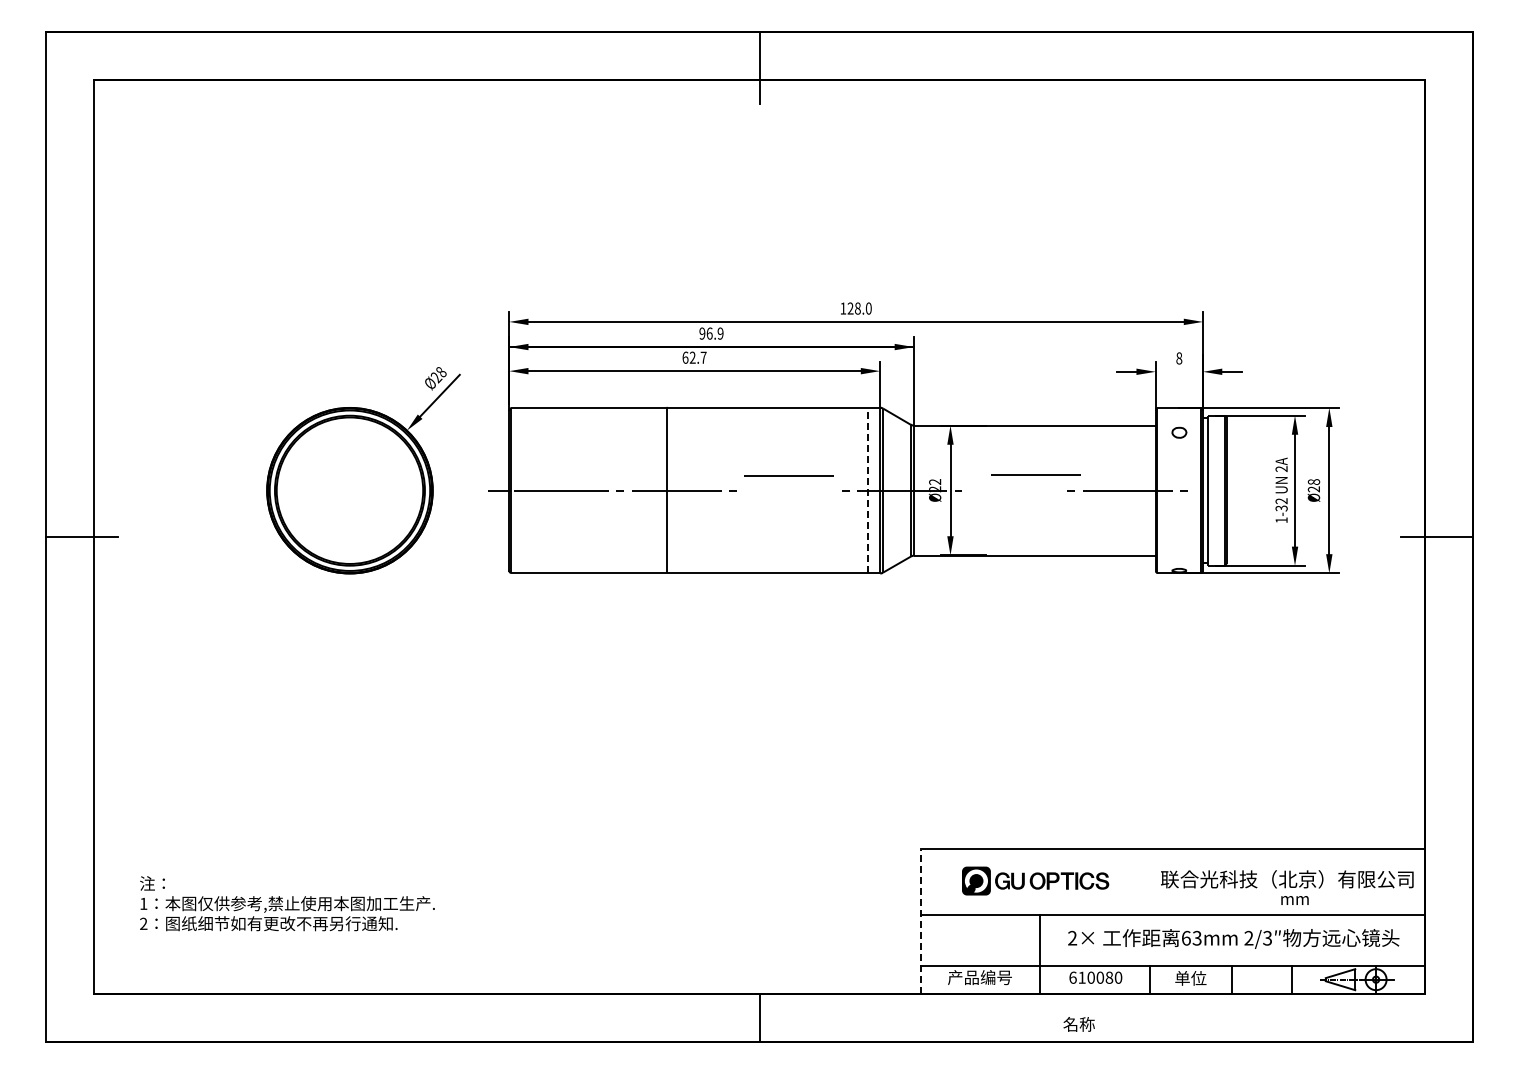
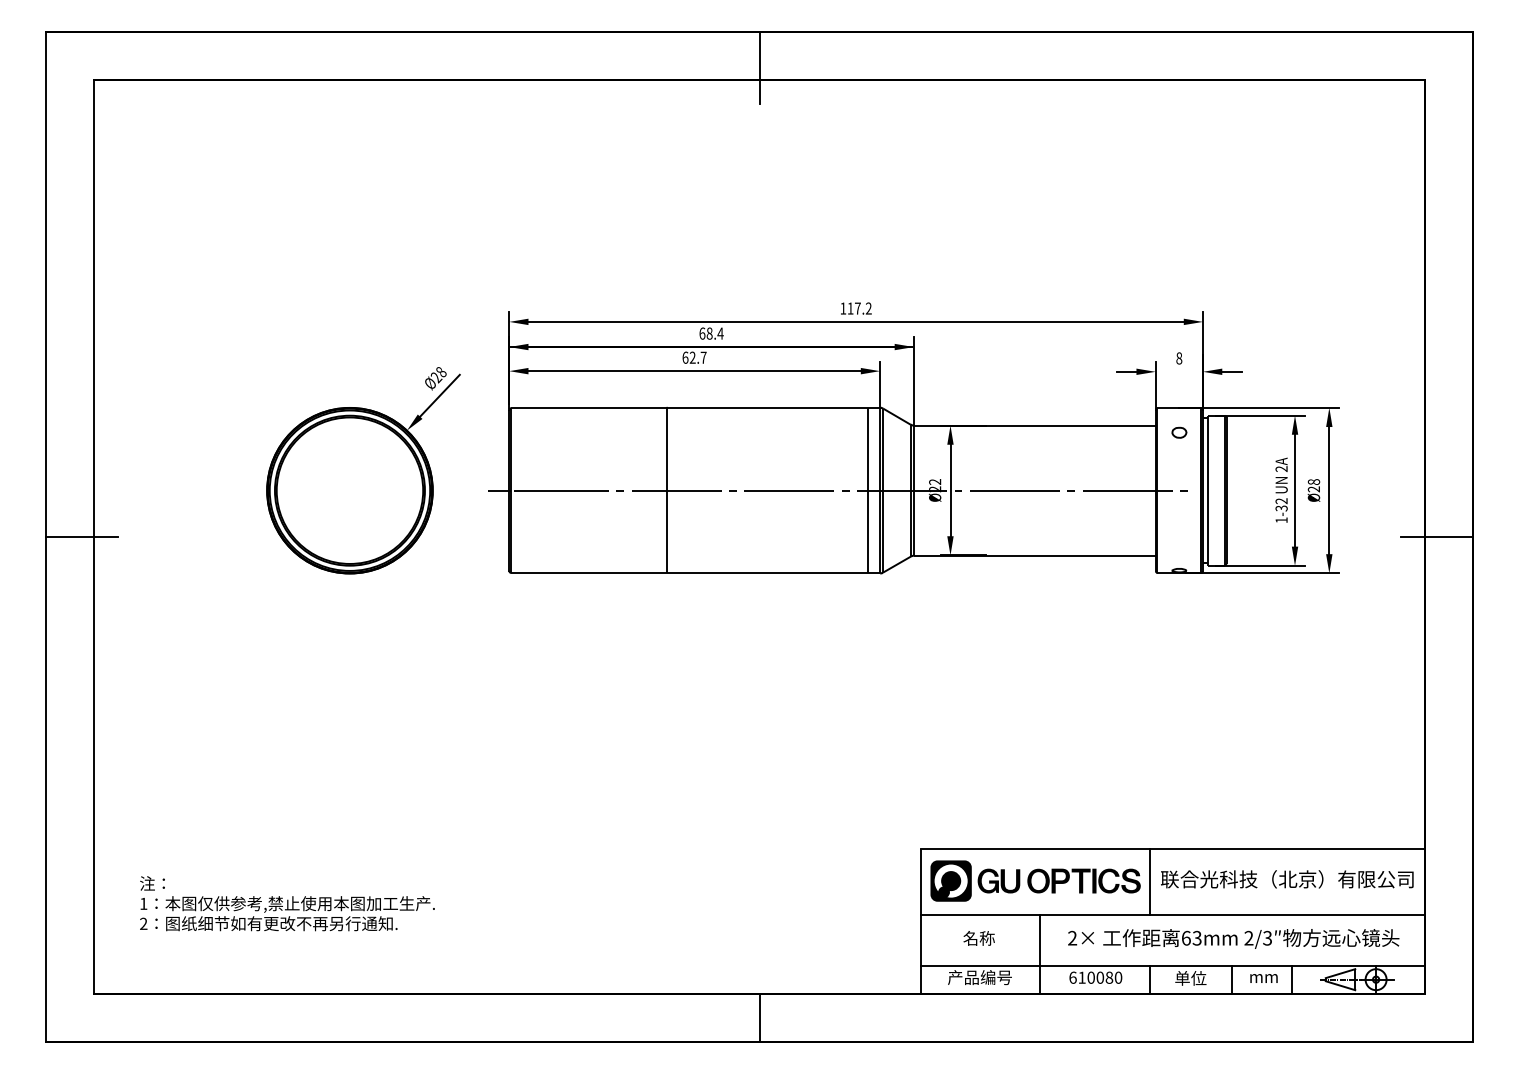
text: 128.0 -> 117.2 (859, 308)
text: 96.9 -> 68.4 (711, 333)
line position: (1035, 474) -> (1014, 490) (1014, 490)
line position: (788, 475) -> (788, 490) (788, 490)
line: dashed -> solid (868, 490)
part size: 148x30 px -> 211x42 px (1035, 880)
line: none -> present (1149, 881)
text position: (1294, 900) -> (1263, 978) (1263, 978)
line: dashed -> solid (920, 921)
text position: (1078, 1024) -> (978, 938) (978, 938)
